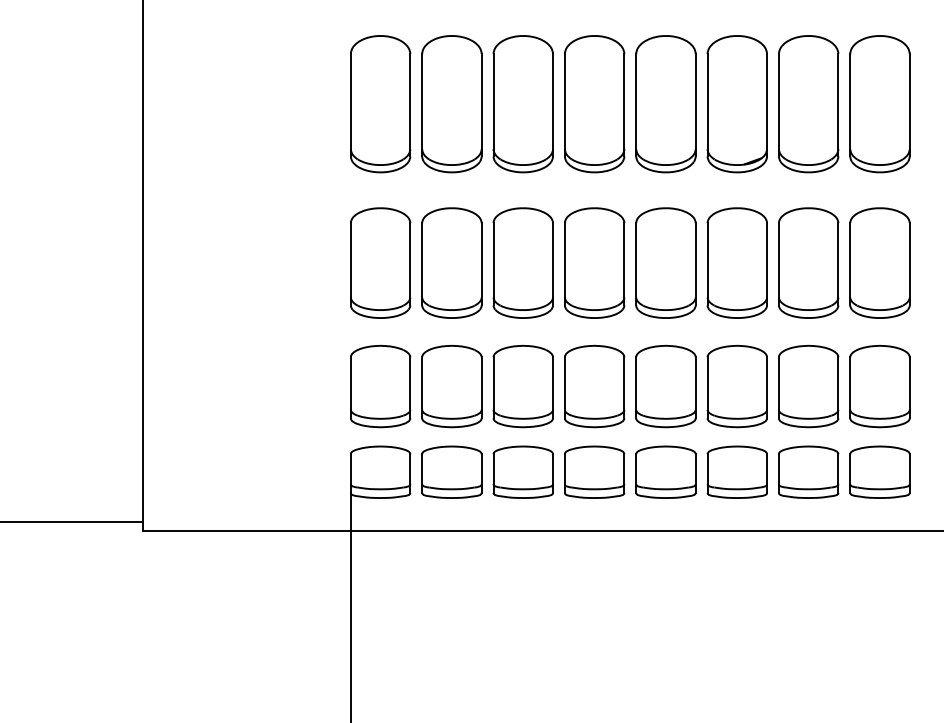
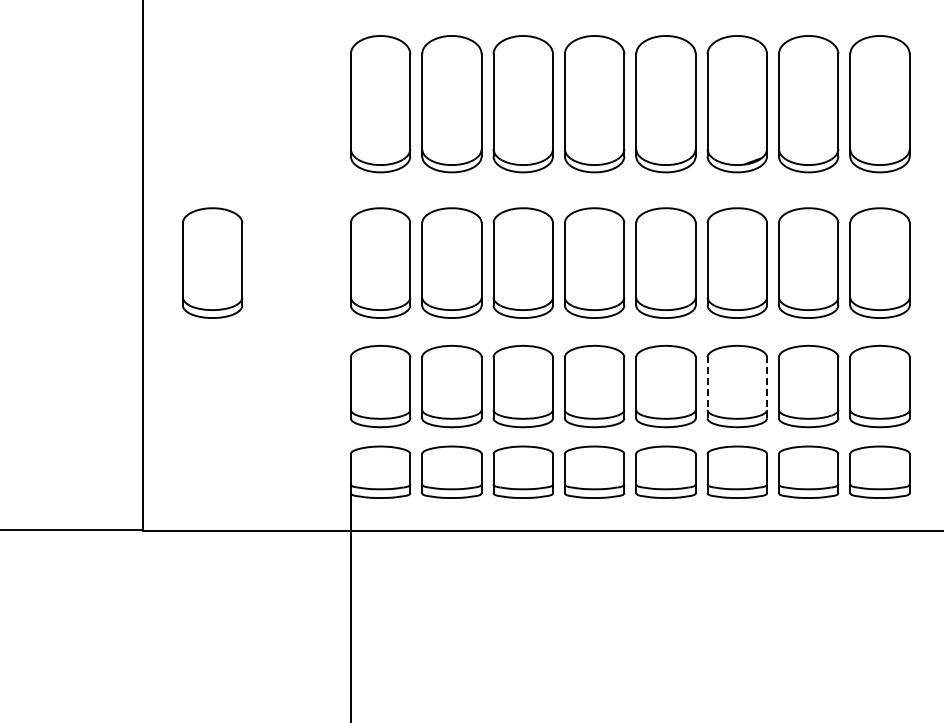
part: none -> present (212, 262)
line: solid -> dashed (707, 387)
line: solid -> dashed (767, 387)
line position: (72, 521) -> (72, 529) (72, 529)
